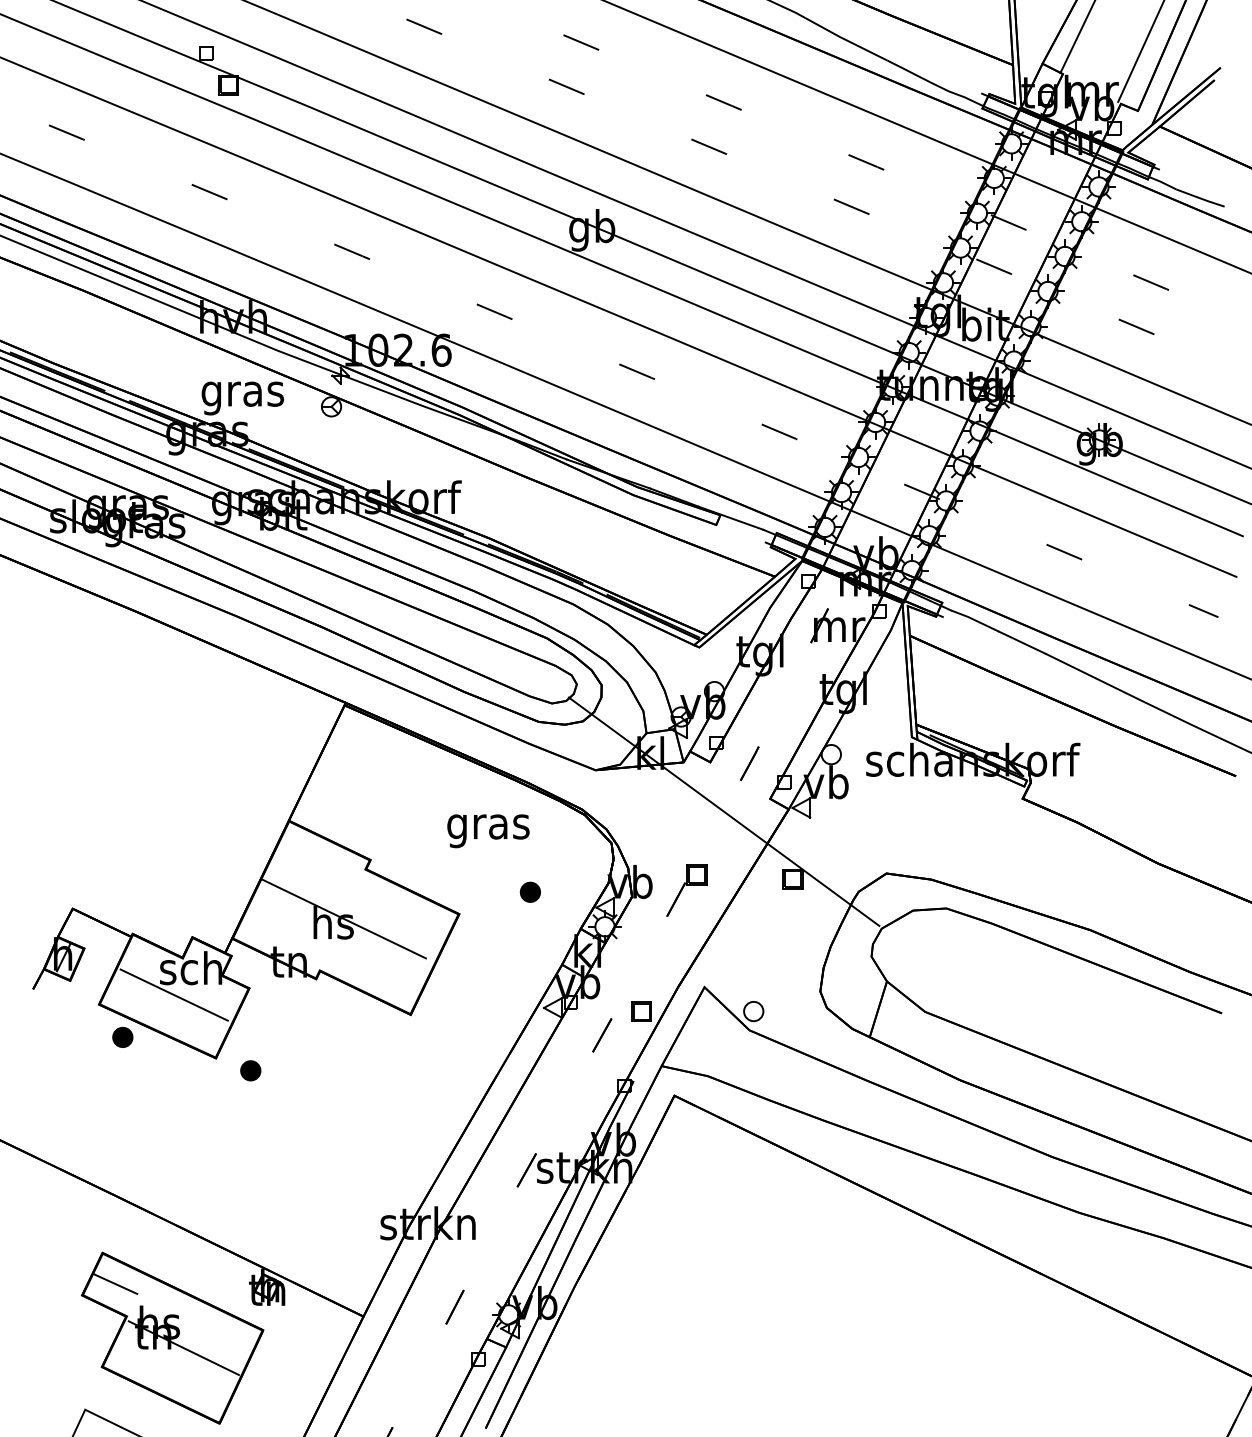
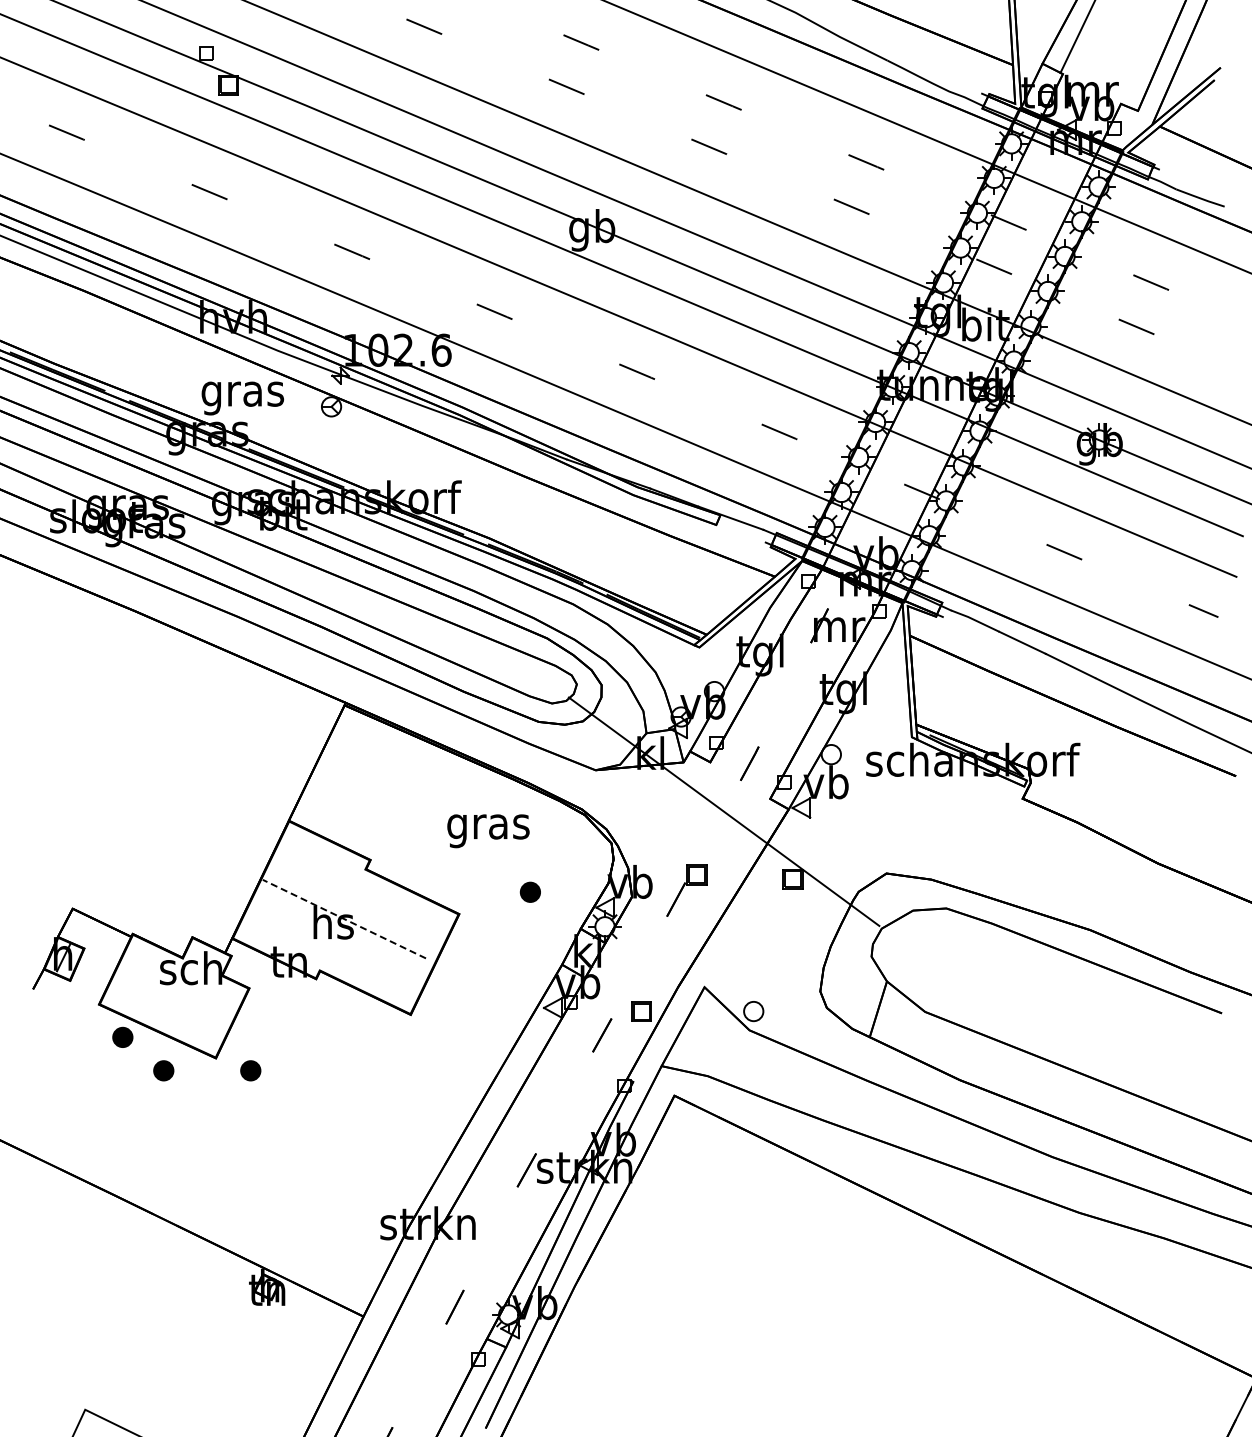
line: present -> none (1140, 51)
line: solid -> dashed (344, 919)
line: present -> none (173, 994)
part: none -> present (163, 1070)
part: present -> none (172, 1337)
